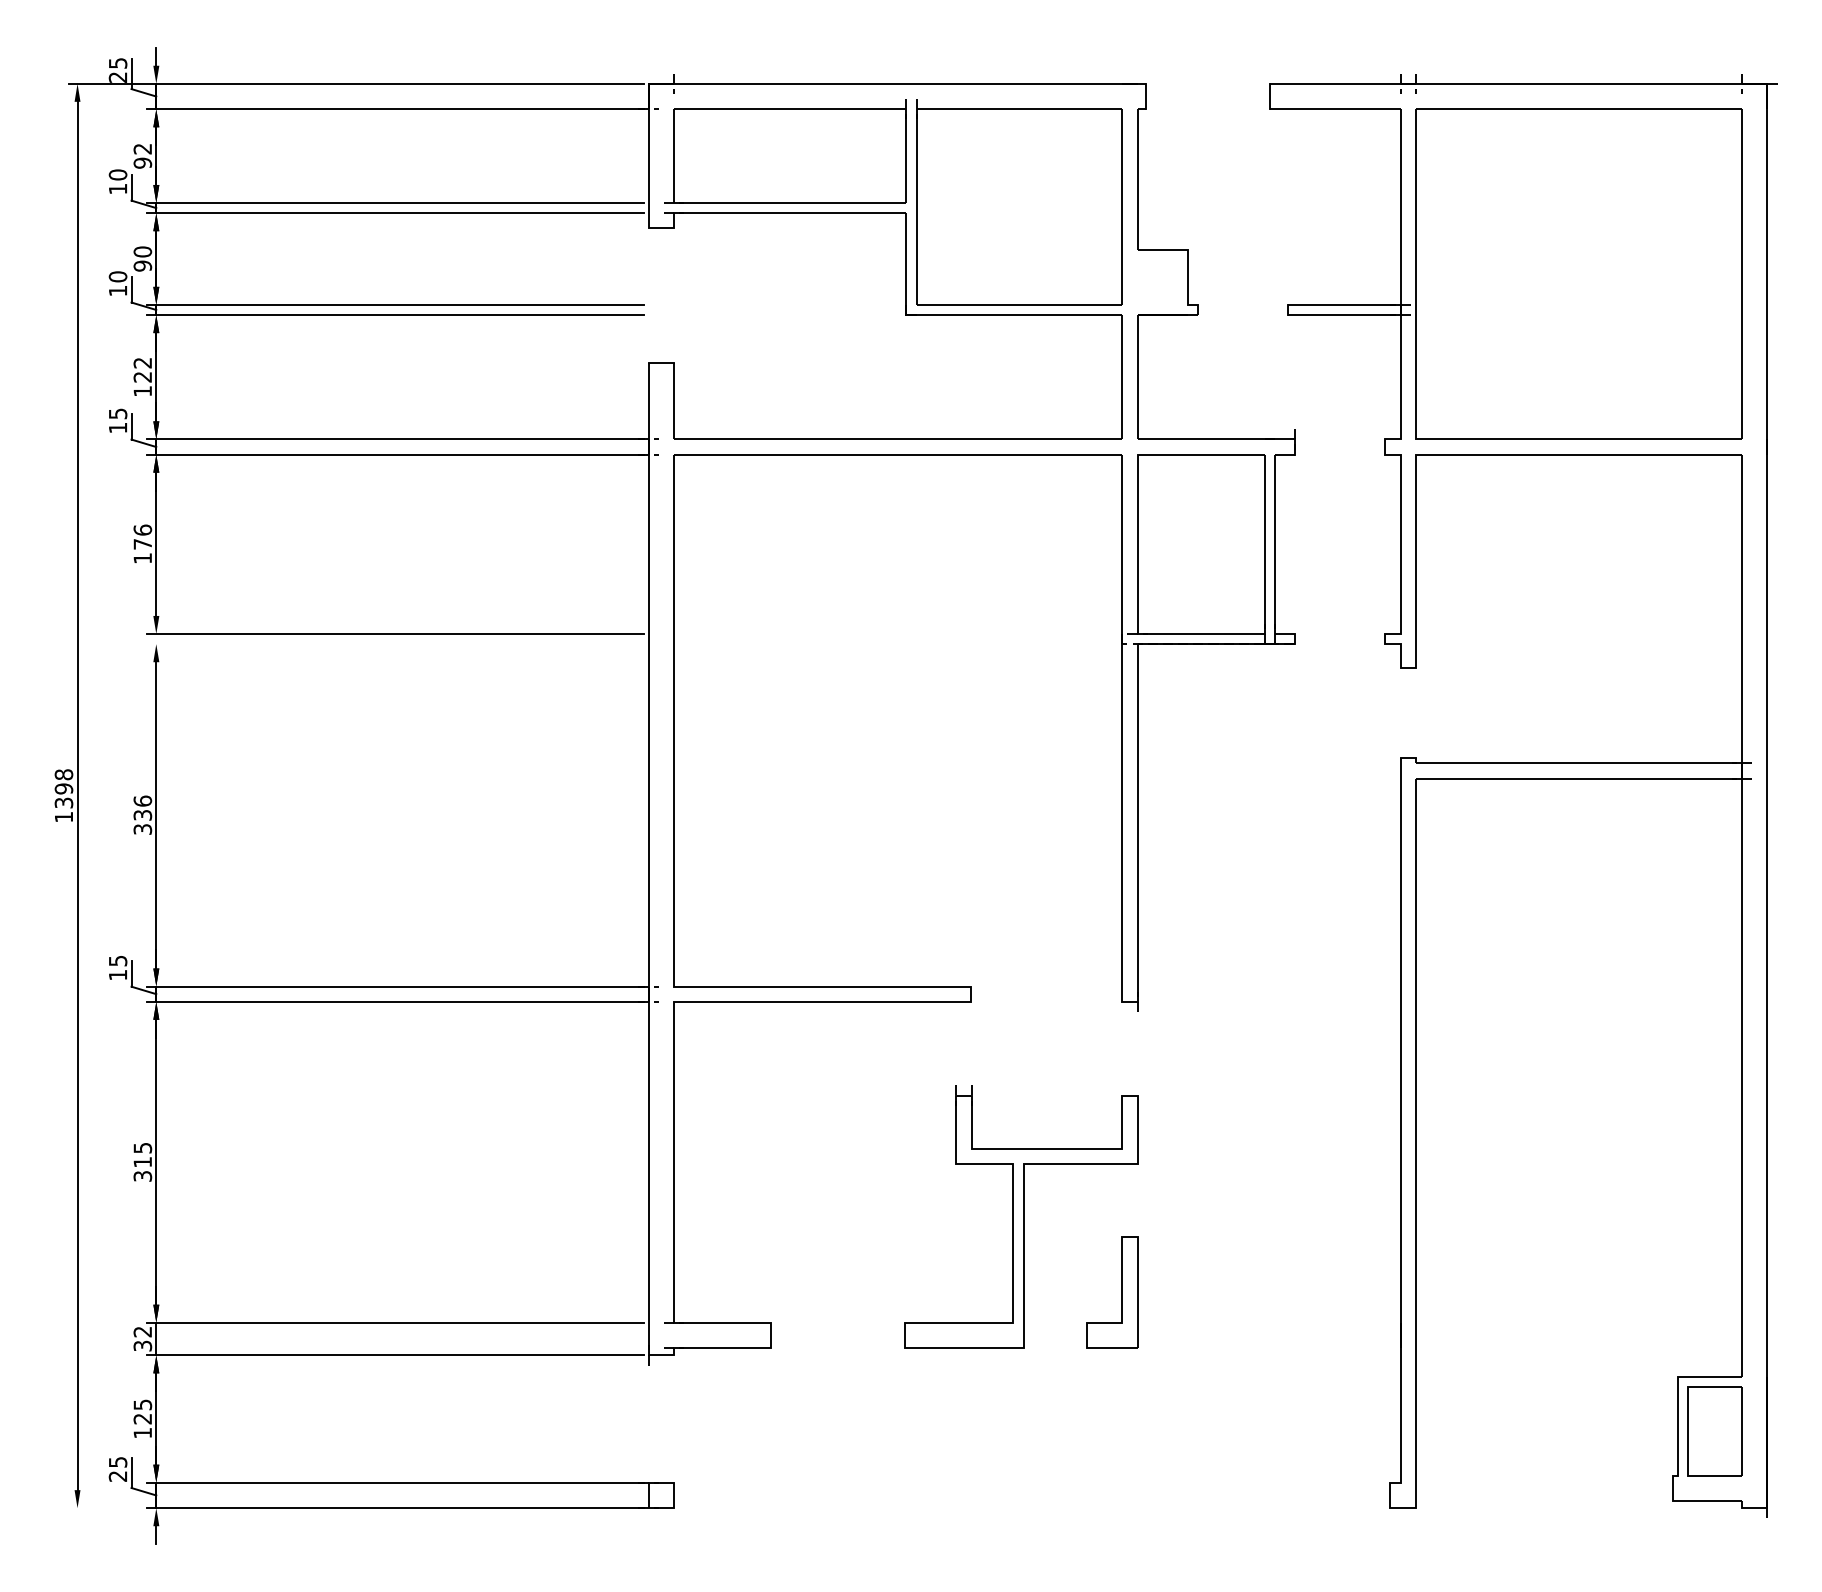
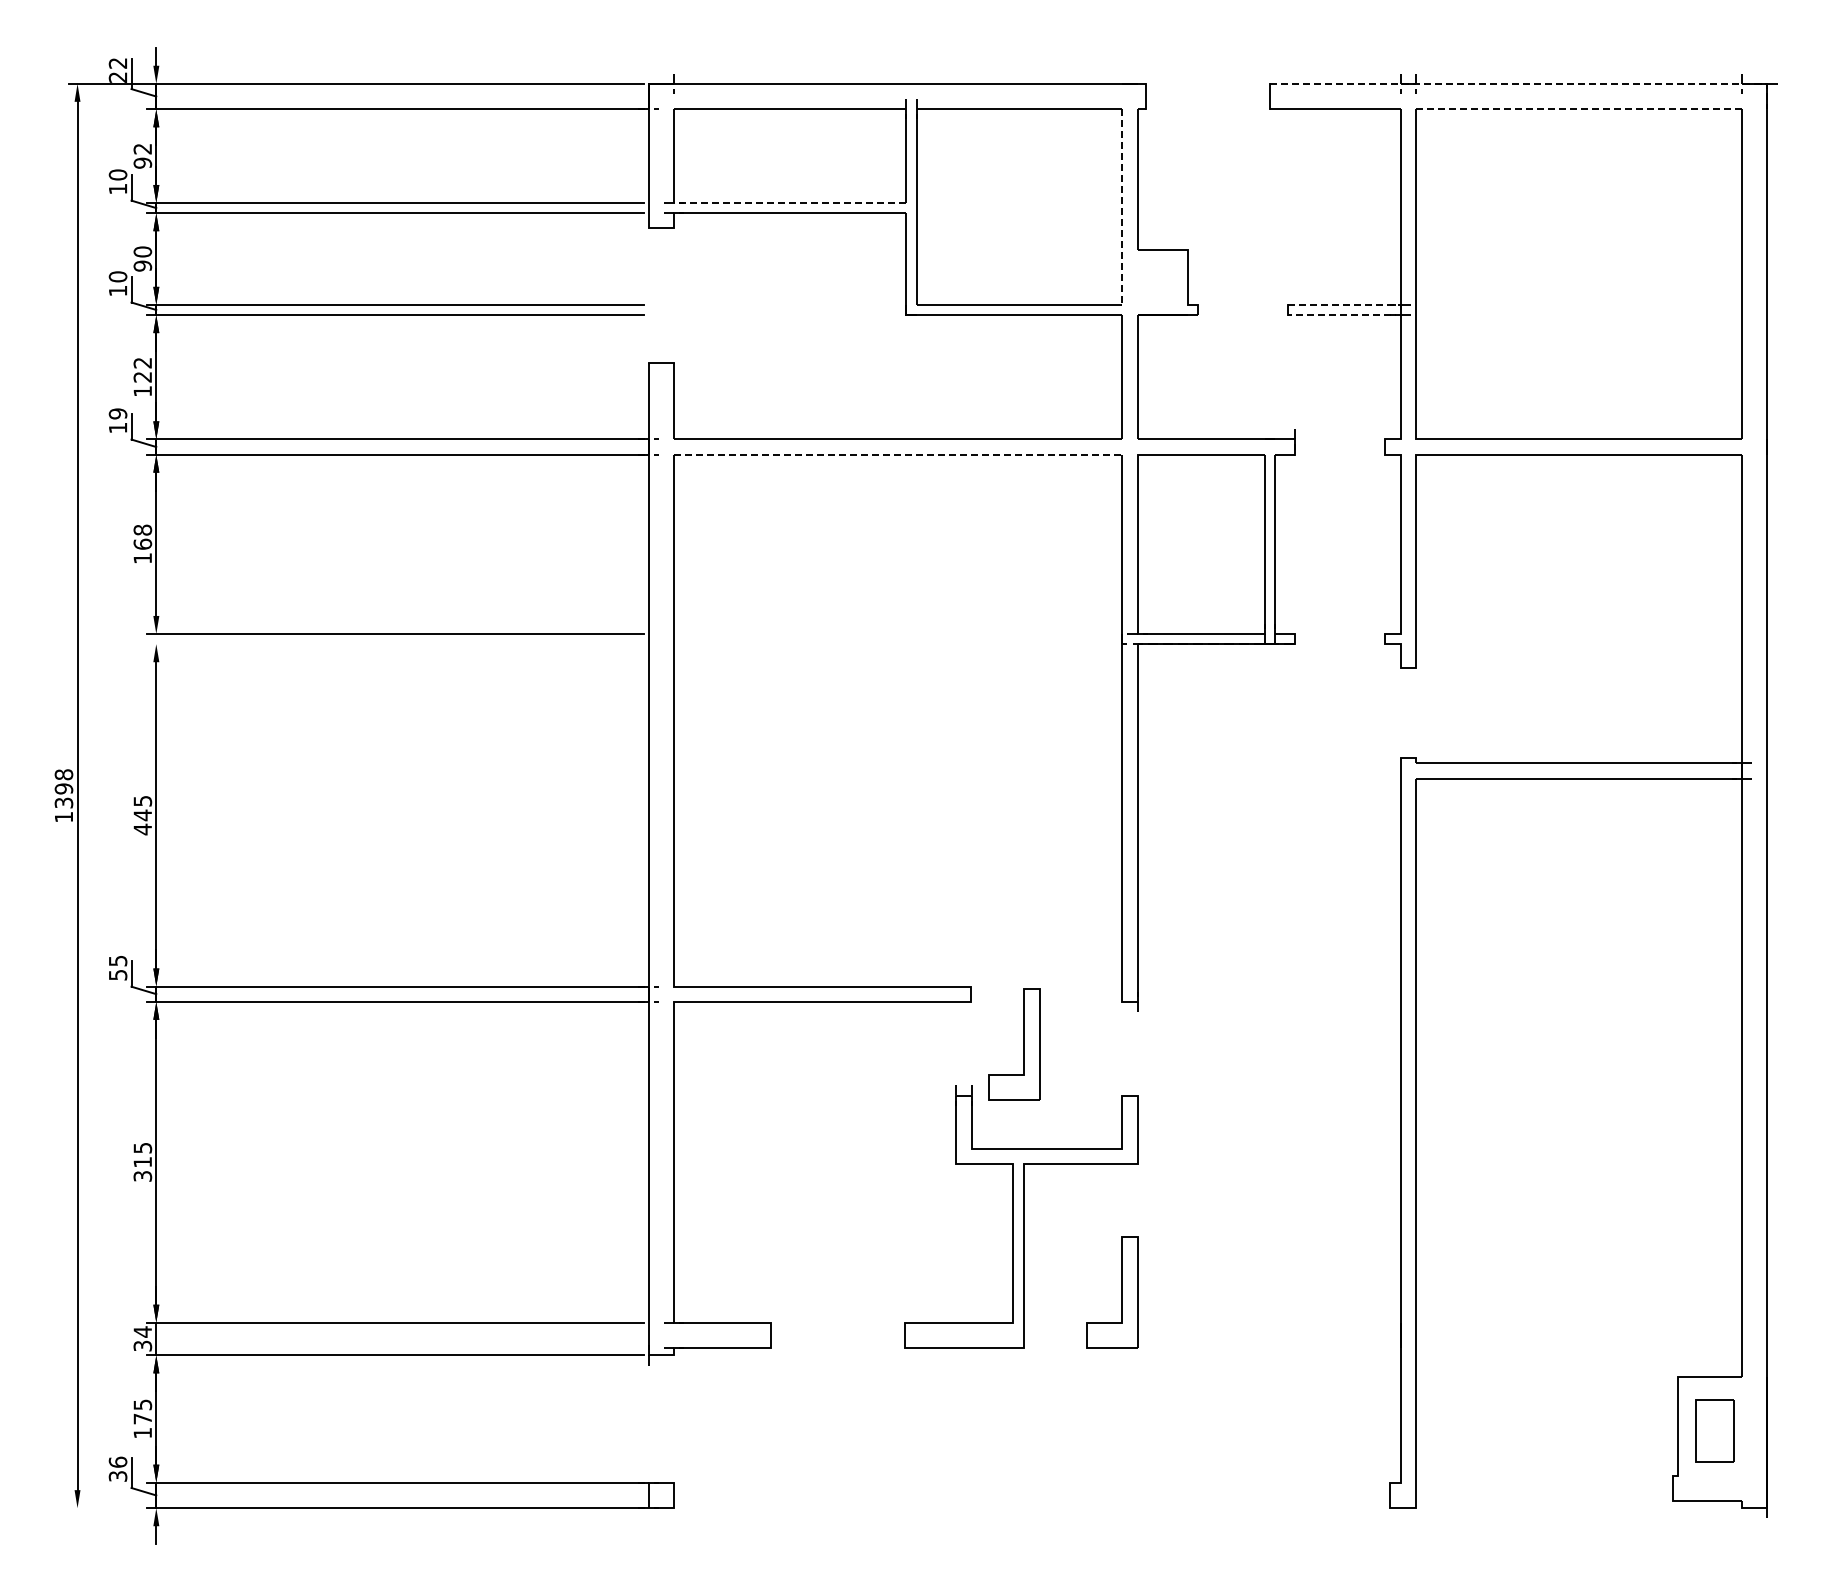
text: 25 -> 22 (117, 63)
line: solid -> dashed (1532, 83)
line: solid -> dashed (1578, 109)
line: solid -> dashed (789, 203)
line: solid -> dashed (1122, 207)
line: solid -> dashed (1400, 310)
text: 15 -> 19 (117, 413)
line: solid -> dashed (898, 454)
text: 176 -> 168 (142, 536)
text: 336 -> 445 (142, 815)
text: 15 -> 55 (118, 975)
part: none -> present (1023, 1044)
text: 32 -> 34 (142, 1331)
text: 125 -> 175 (142, 1418)
part size: 56x91 px -> 40x64 px (1714, 1430)
text: 25 -> 36 (117, 1468)
